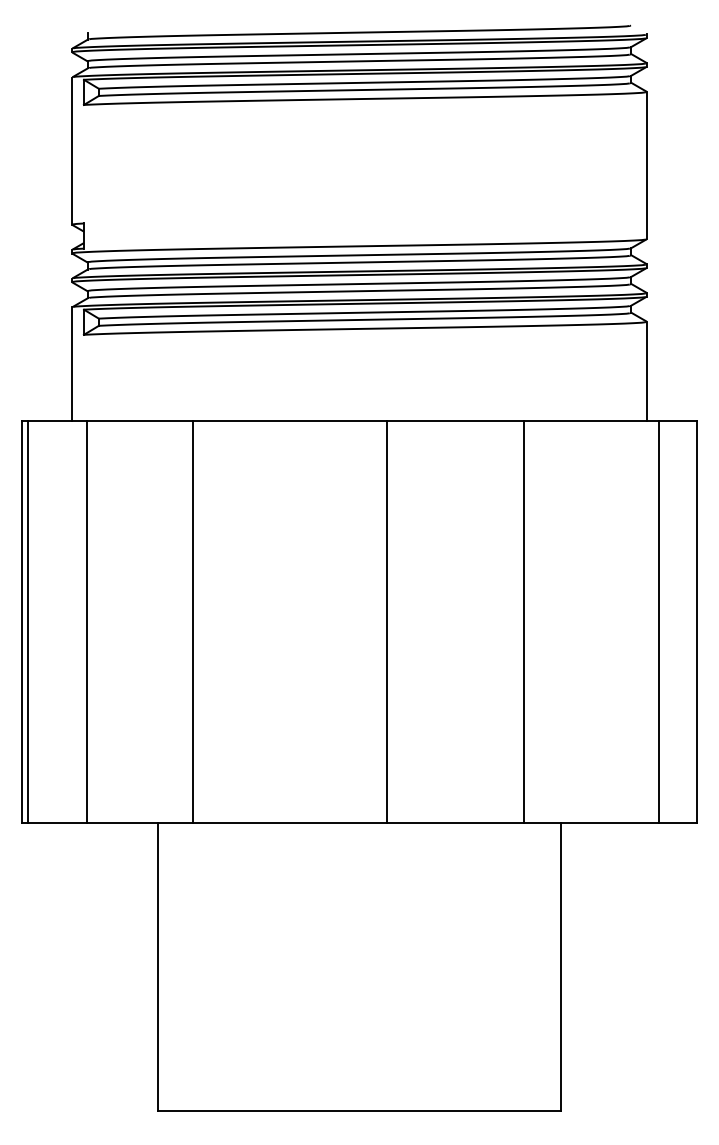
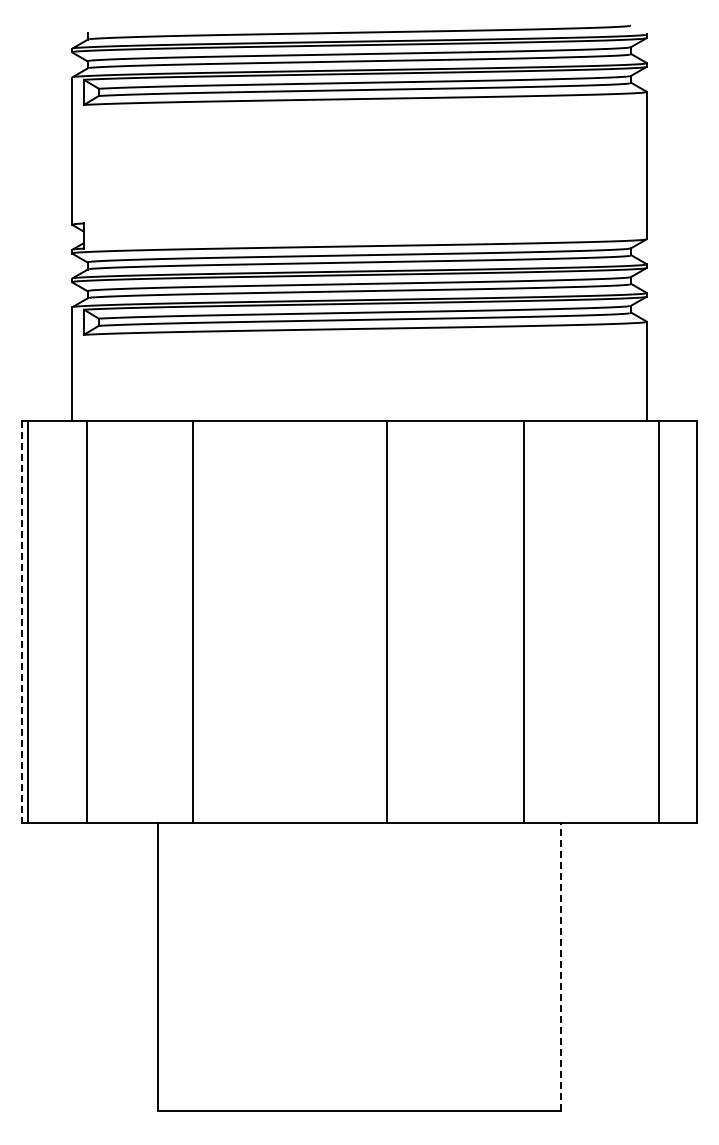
line: solid -> dashed (21, 622)
line: solid -> dashed (560, 966)
